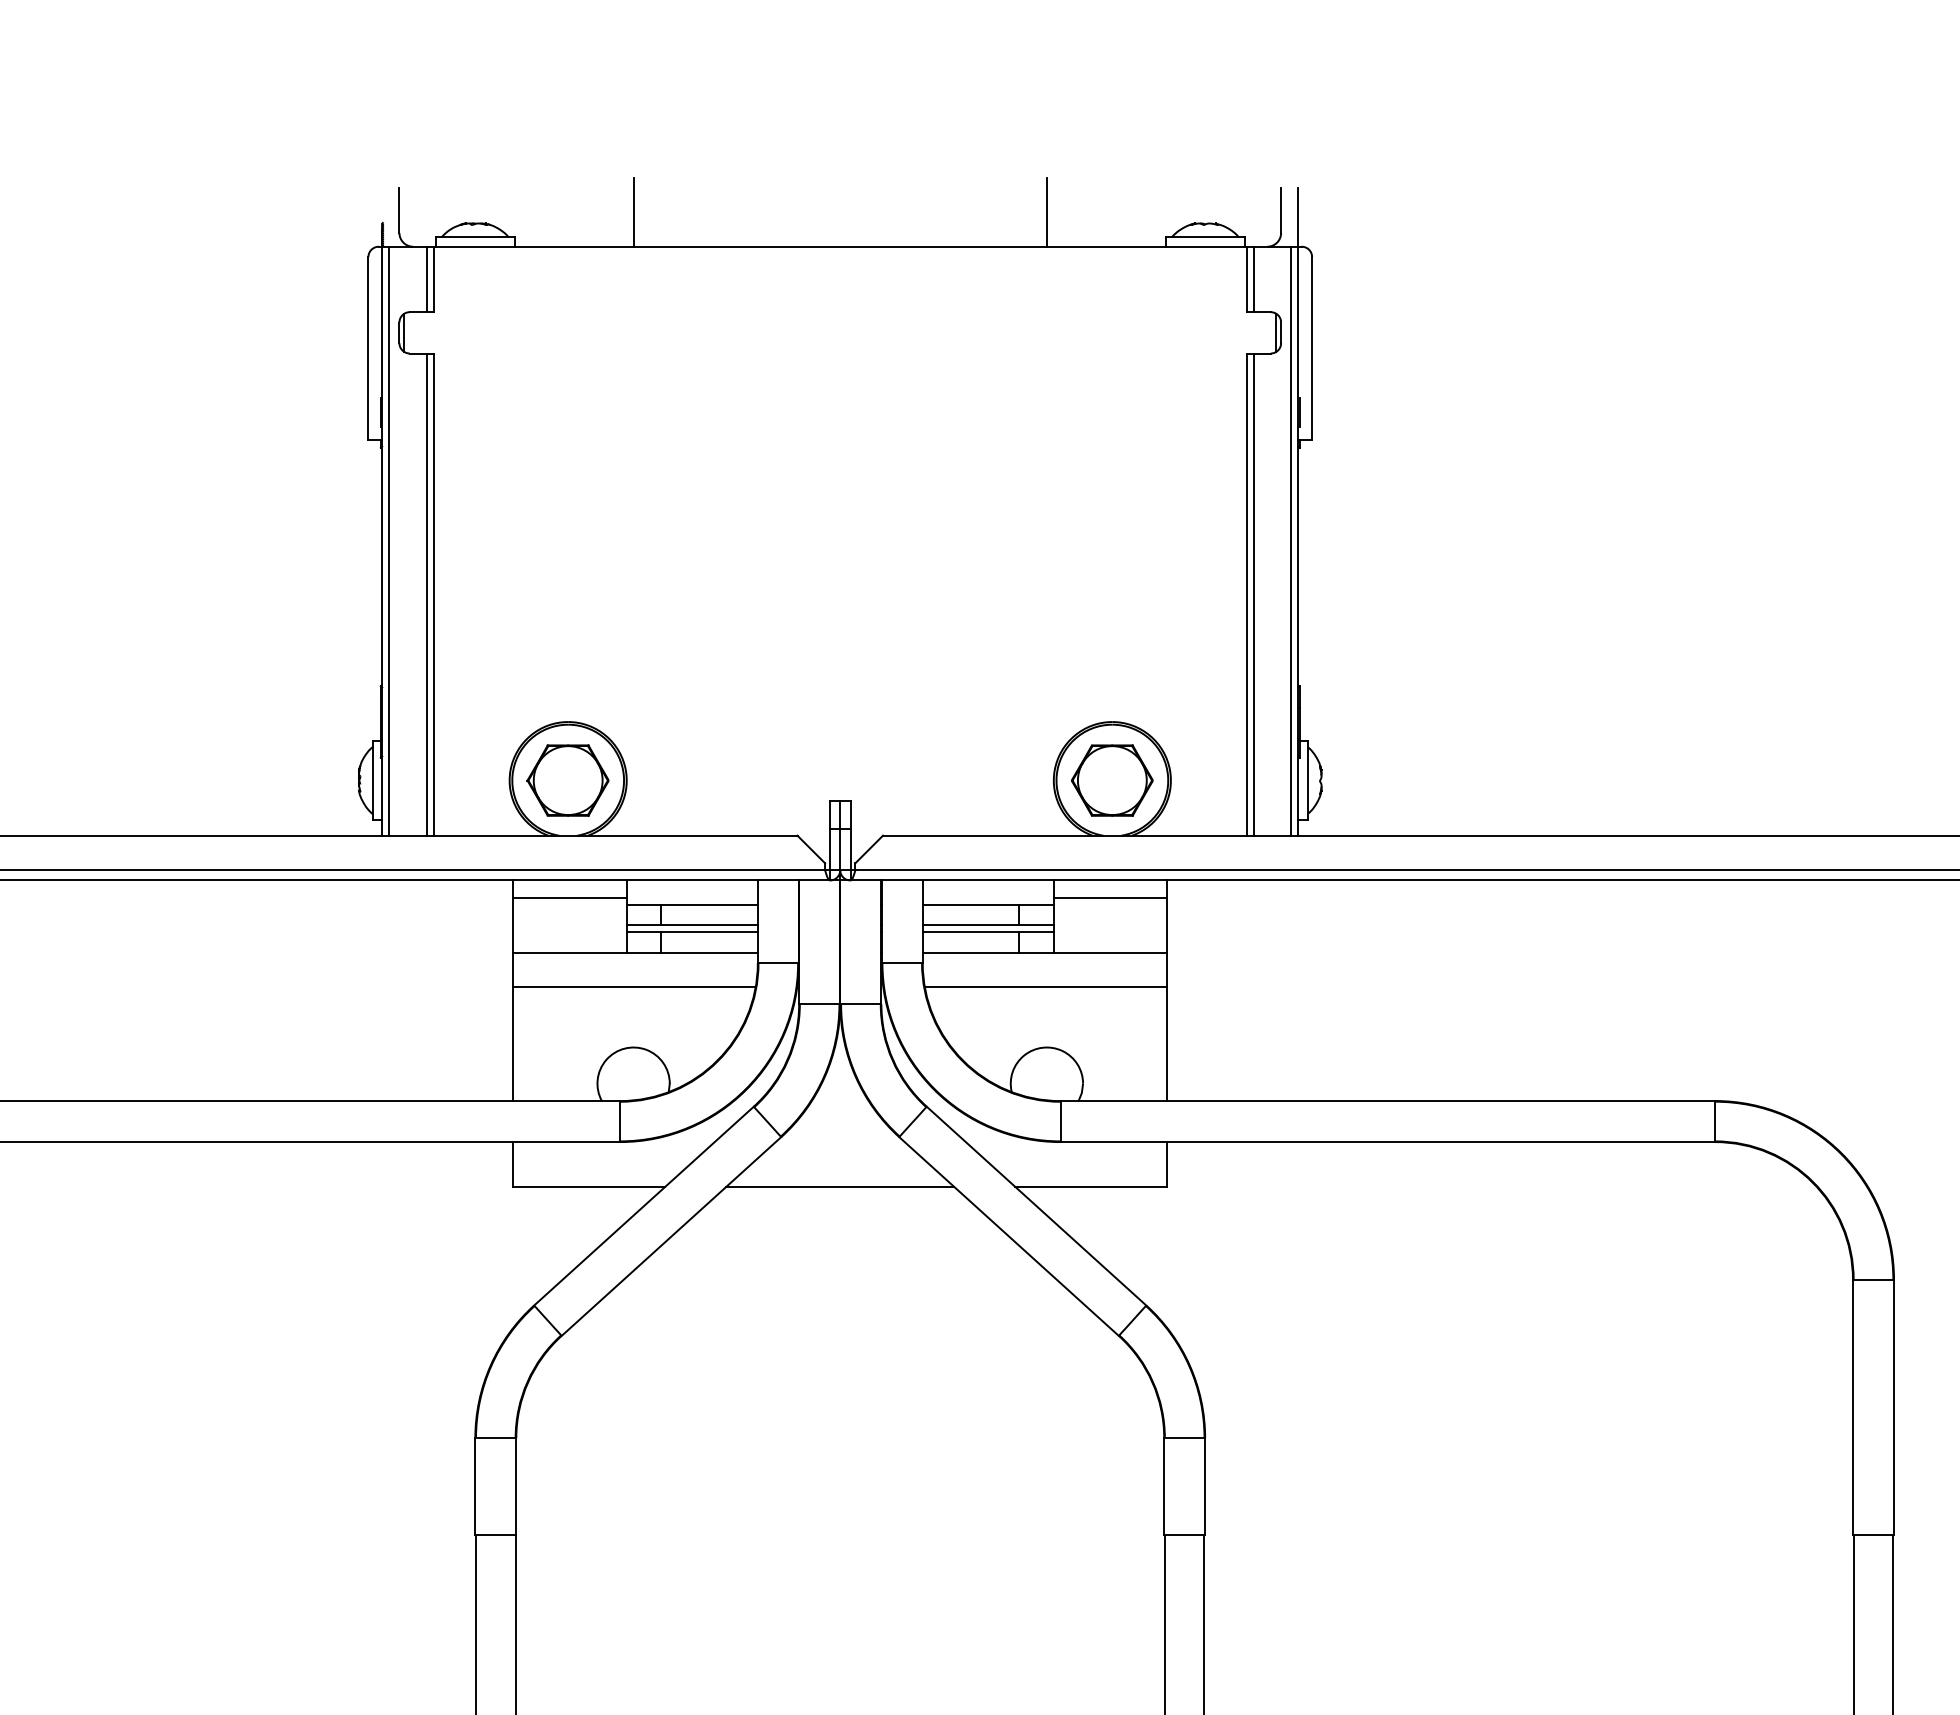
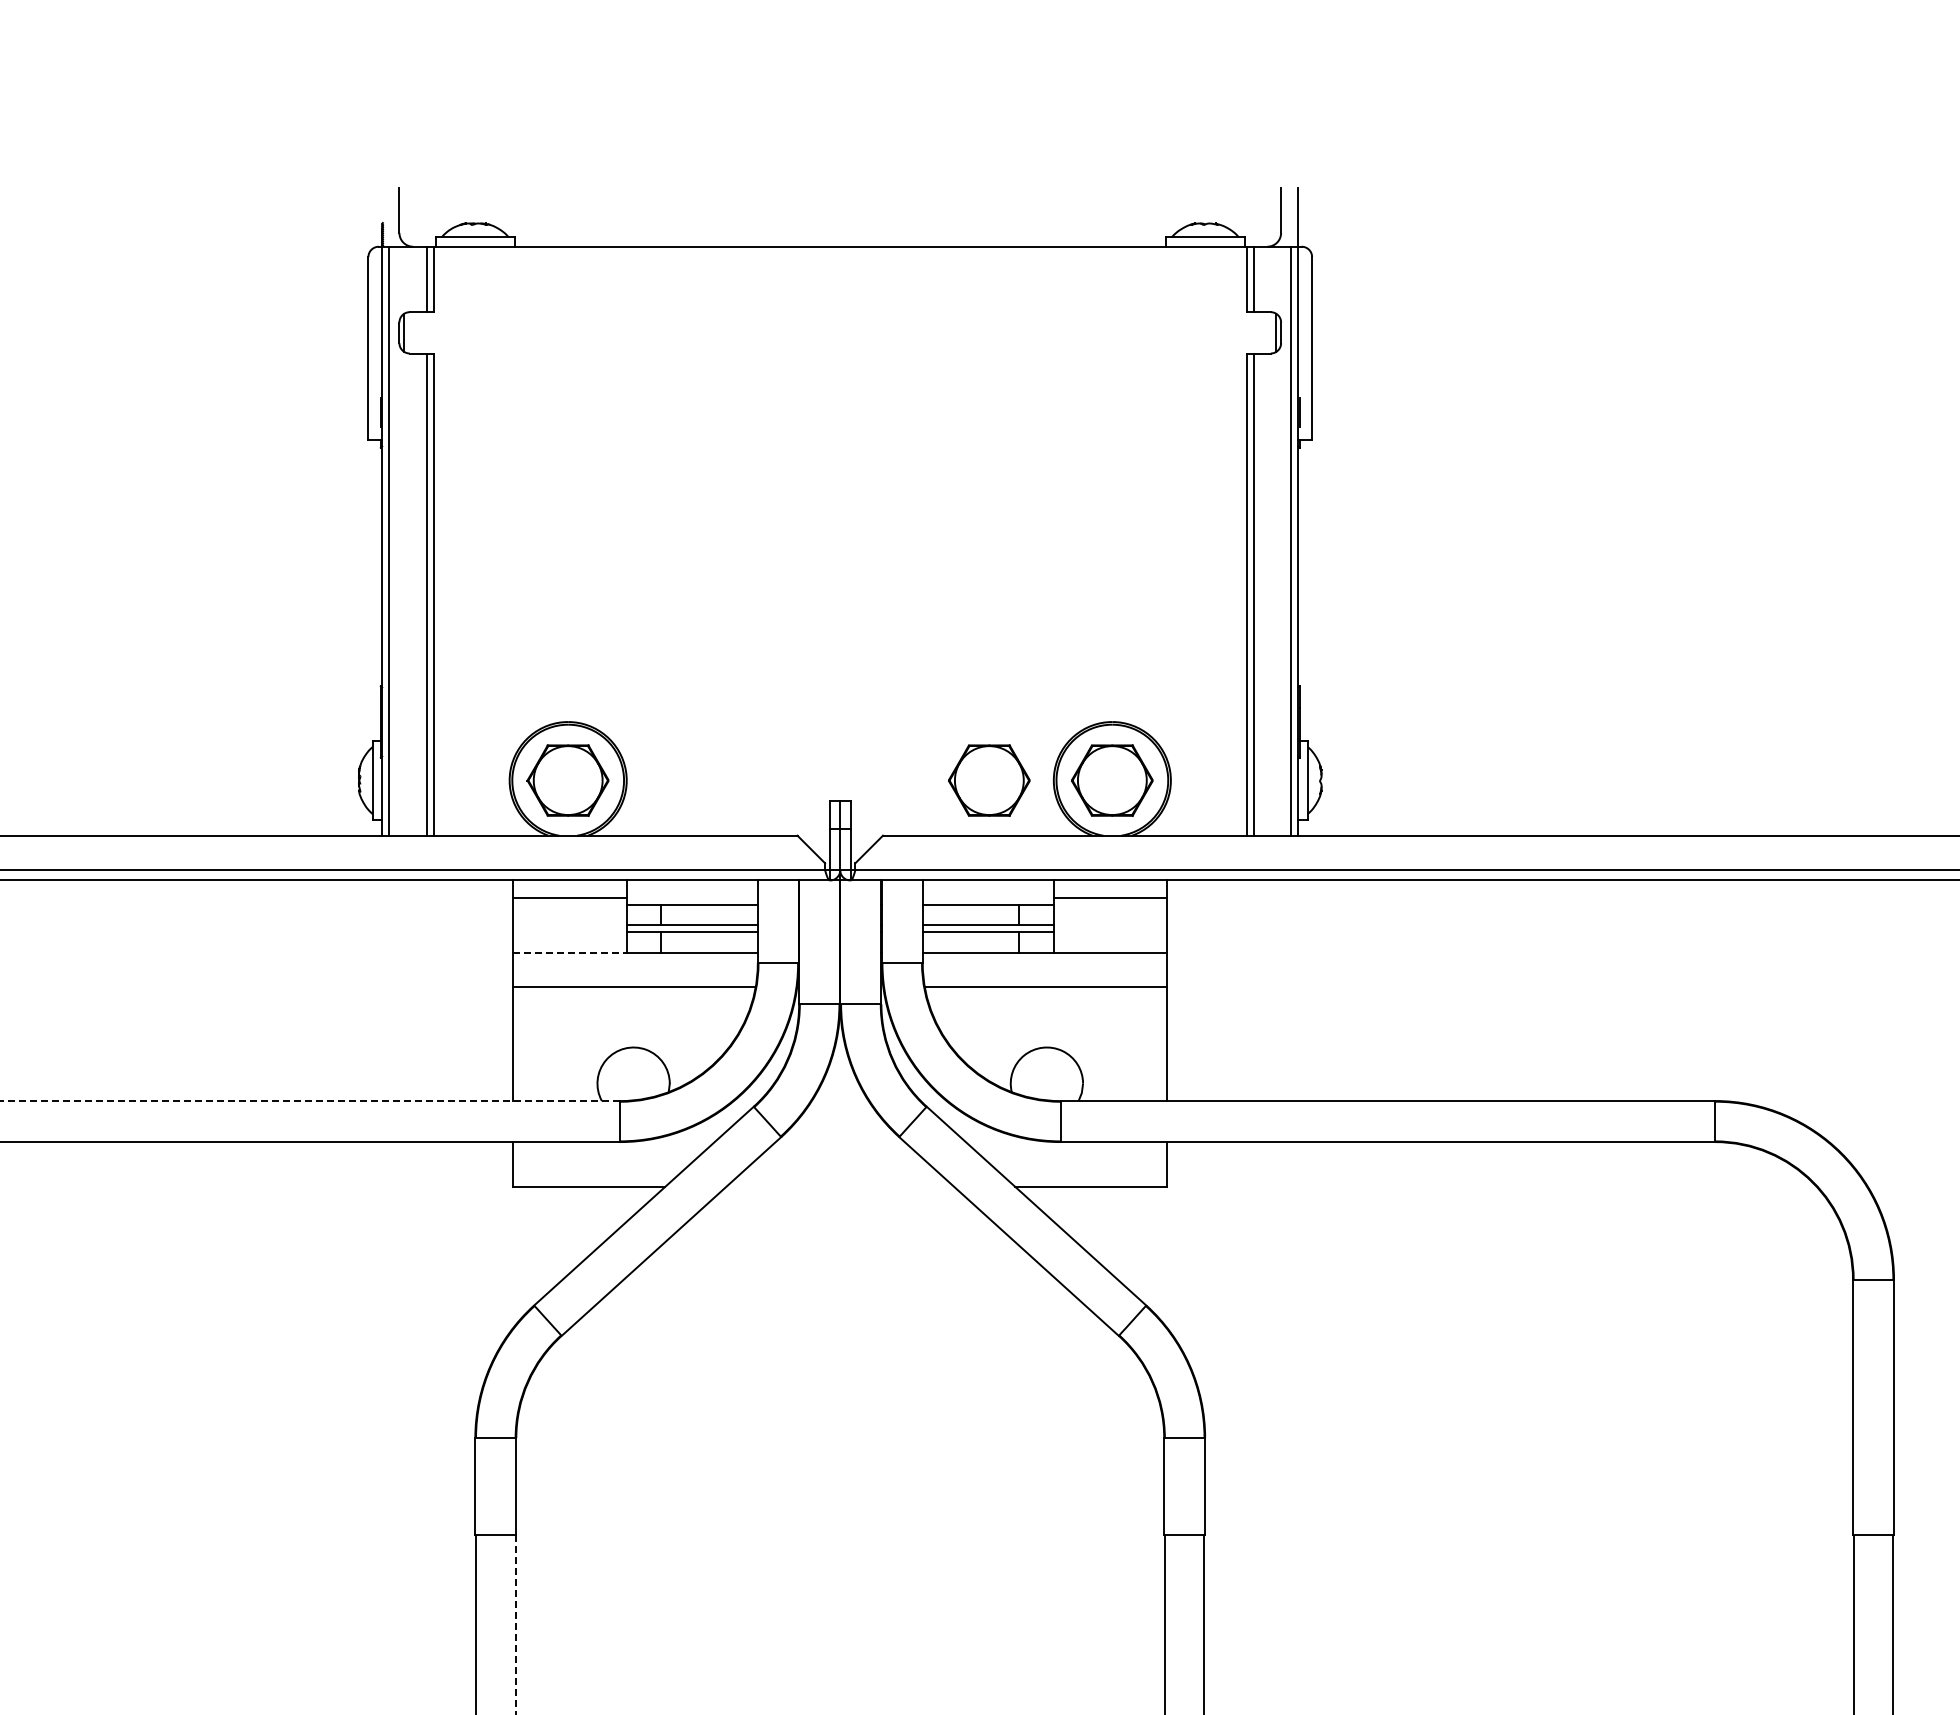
line: present -> none (633, 211)
line: present -> none (1046, 211)
part: none -> present (989, 780)
line: solid -> dashed (569, 952)
line: solid -> dashed (310, 1101)
line: present -> none (840, 1186)
line: solid -> dashed (515, 1624)
